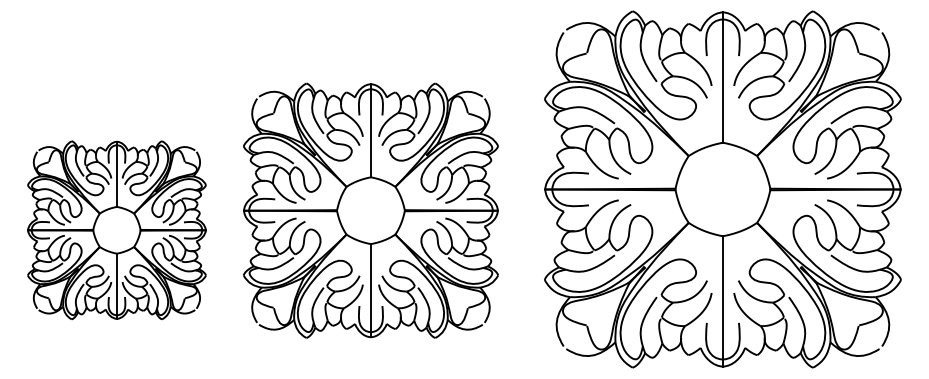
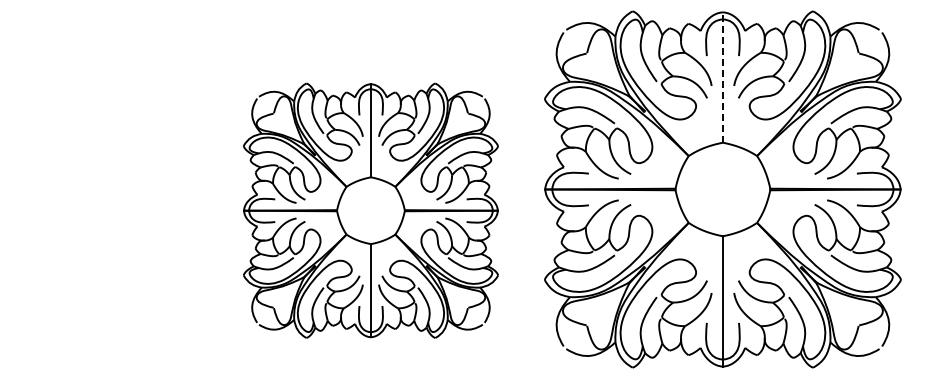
line: solid -> dashed (722, 77)
part: present -> none (116, 230)
